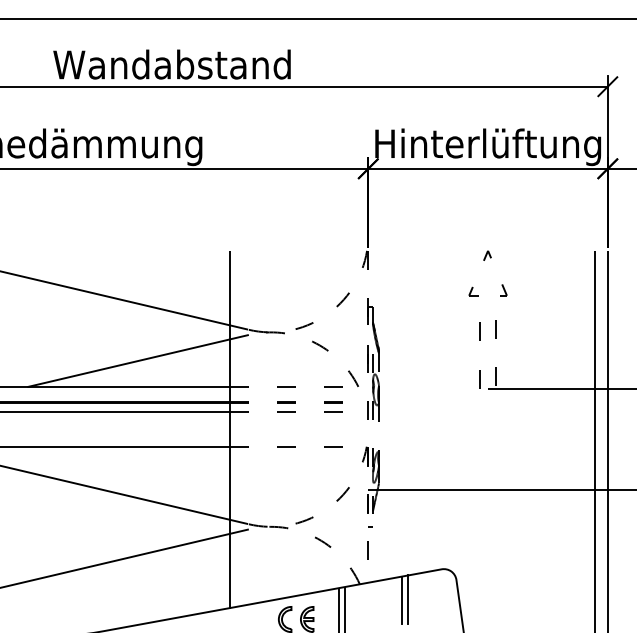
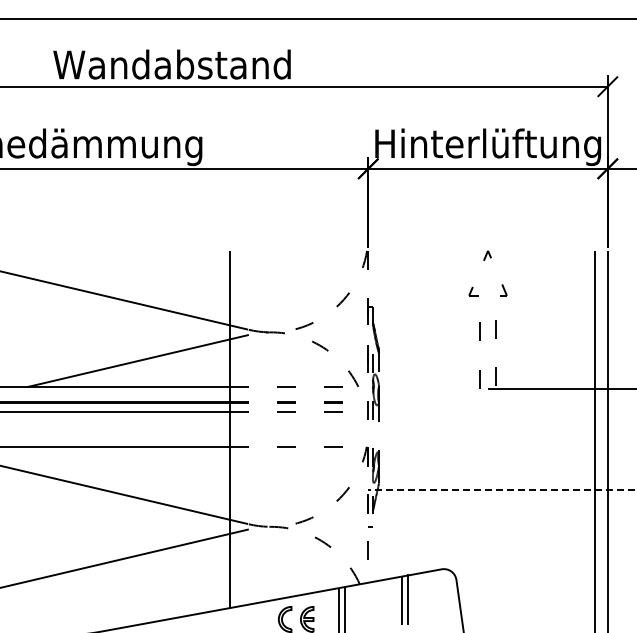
line: solid -> dashed (502, 489)
